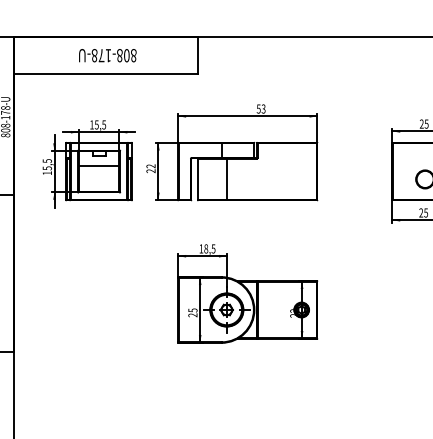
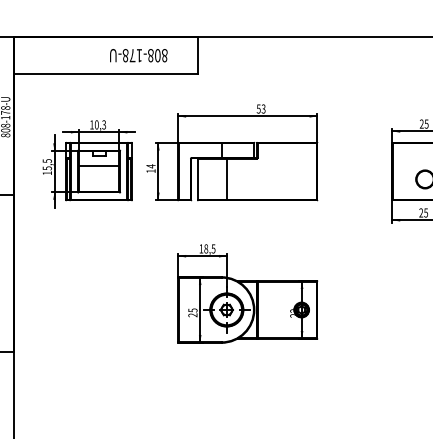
text position: (107, 55) -> (138, 55) (138, 55)
text: 15,5 -> 10,3 (99, 124)
text: 22 -> 14 (150, 168)
